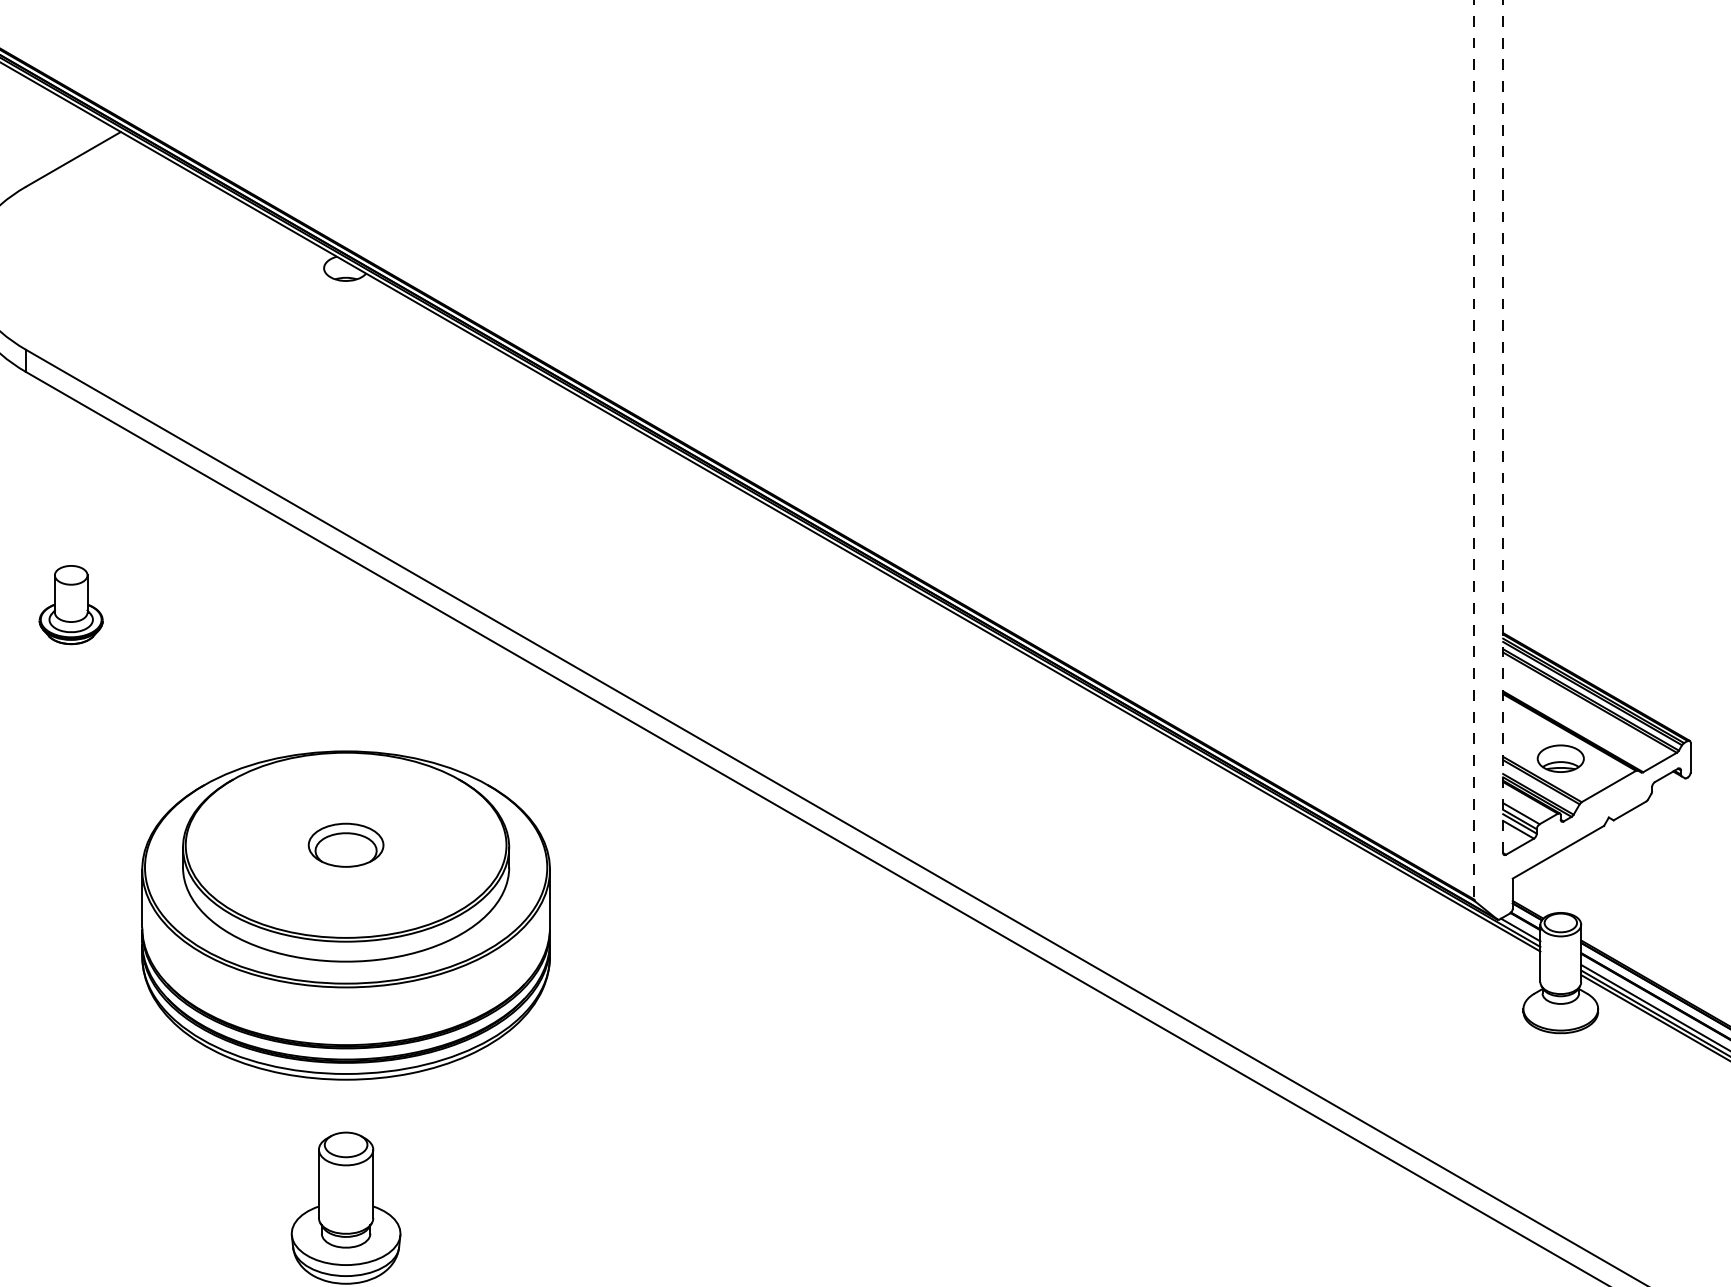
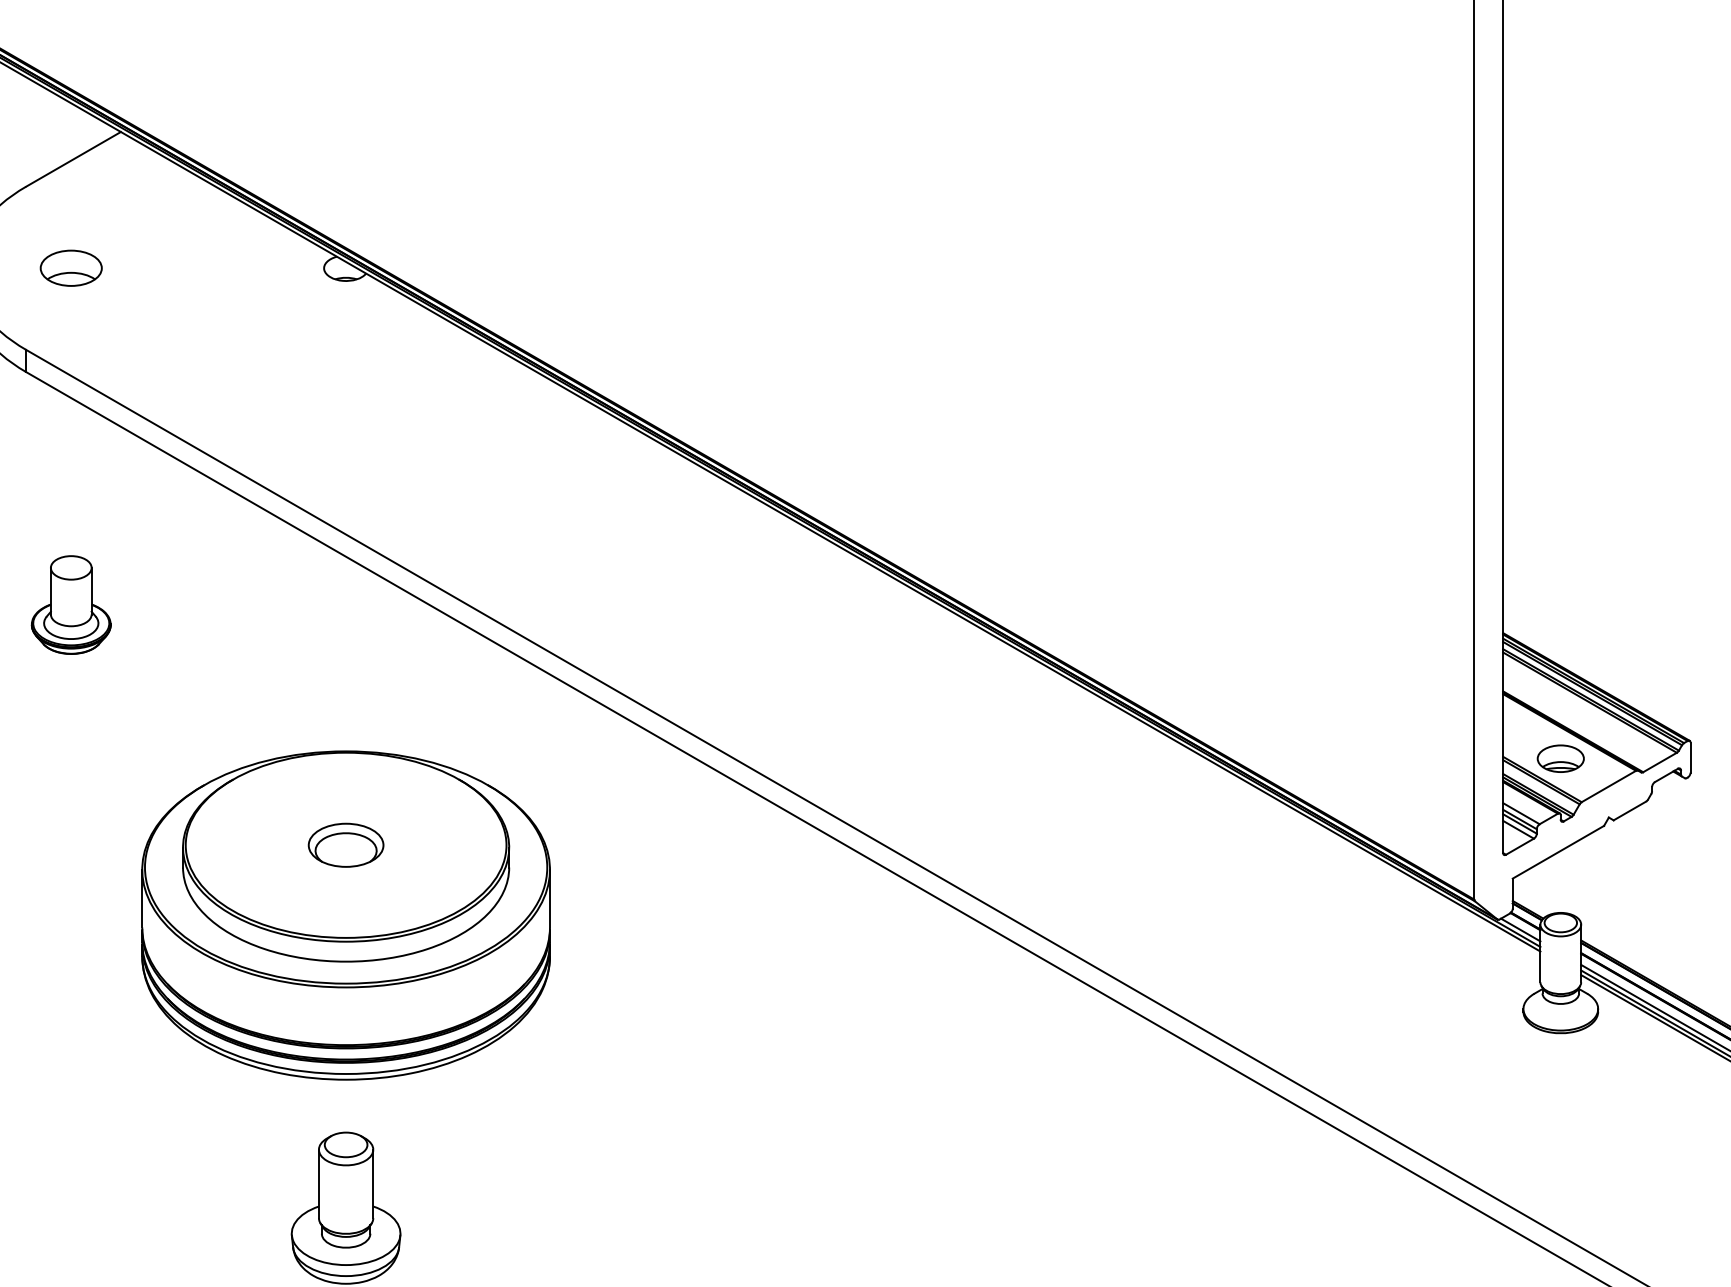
part: none -> present (70, 267)
line: dashed -> solid (1503, 426)
line: dashed -> solid (1474, 449)
part size: 66x81 px -> 82x100 px (70, 604)
